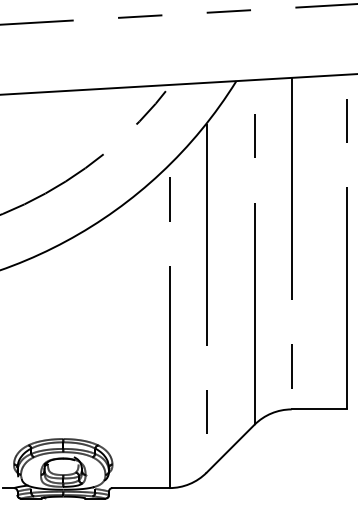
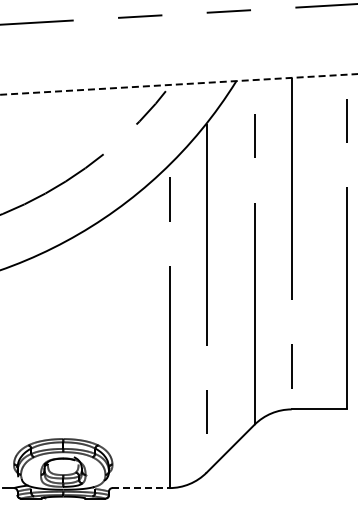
line: solid -> dashed (178, 84)
line: solid -> dashed (140, 488)
